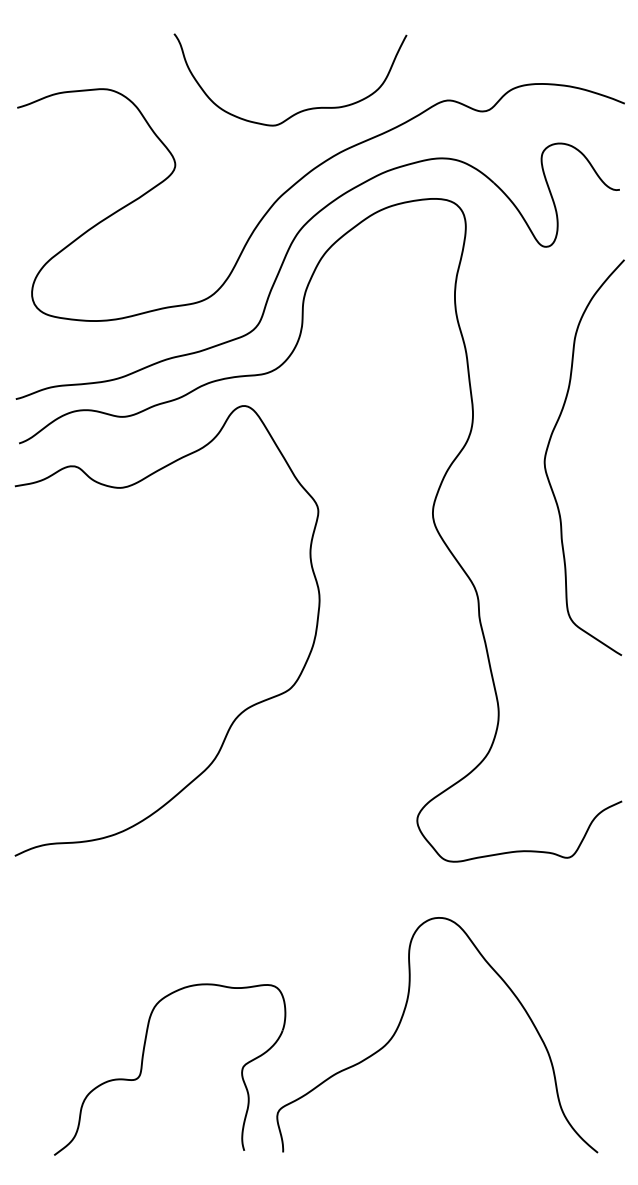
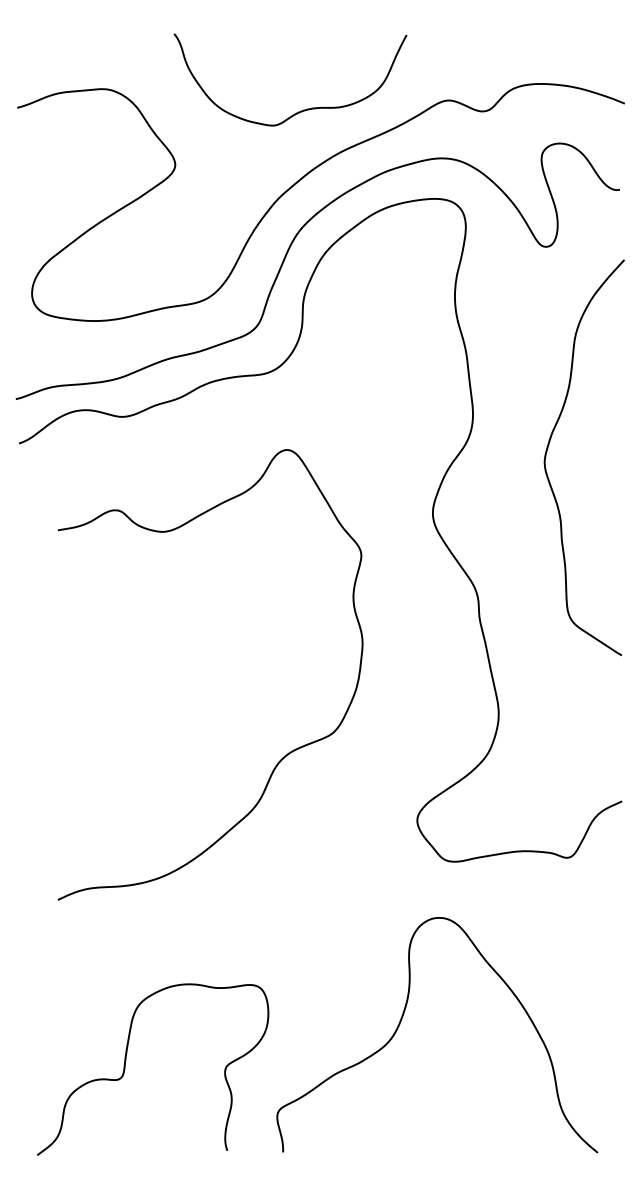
curve position: (241, 711) -> (284, 755) (284, 755)
part position: (142, 1069) -> (125, 1069) (125, 1069)
